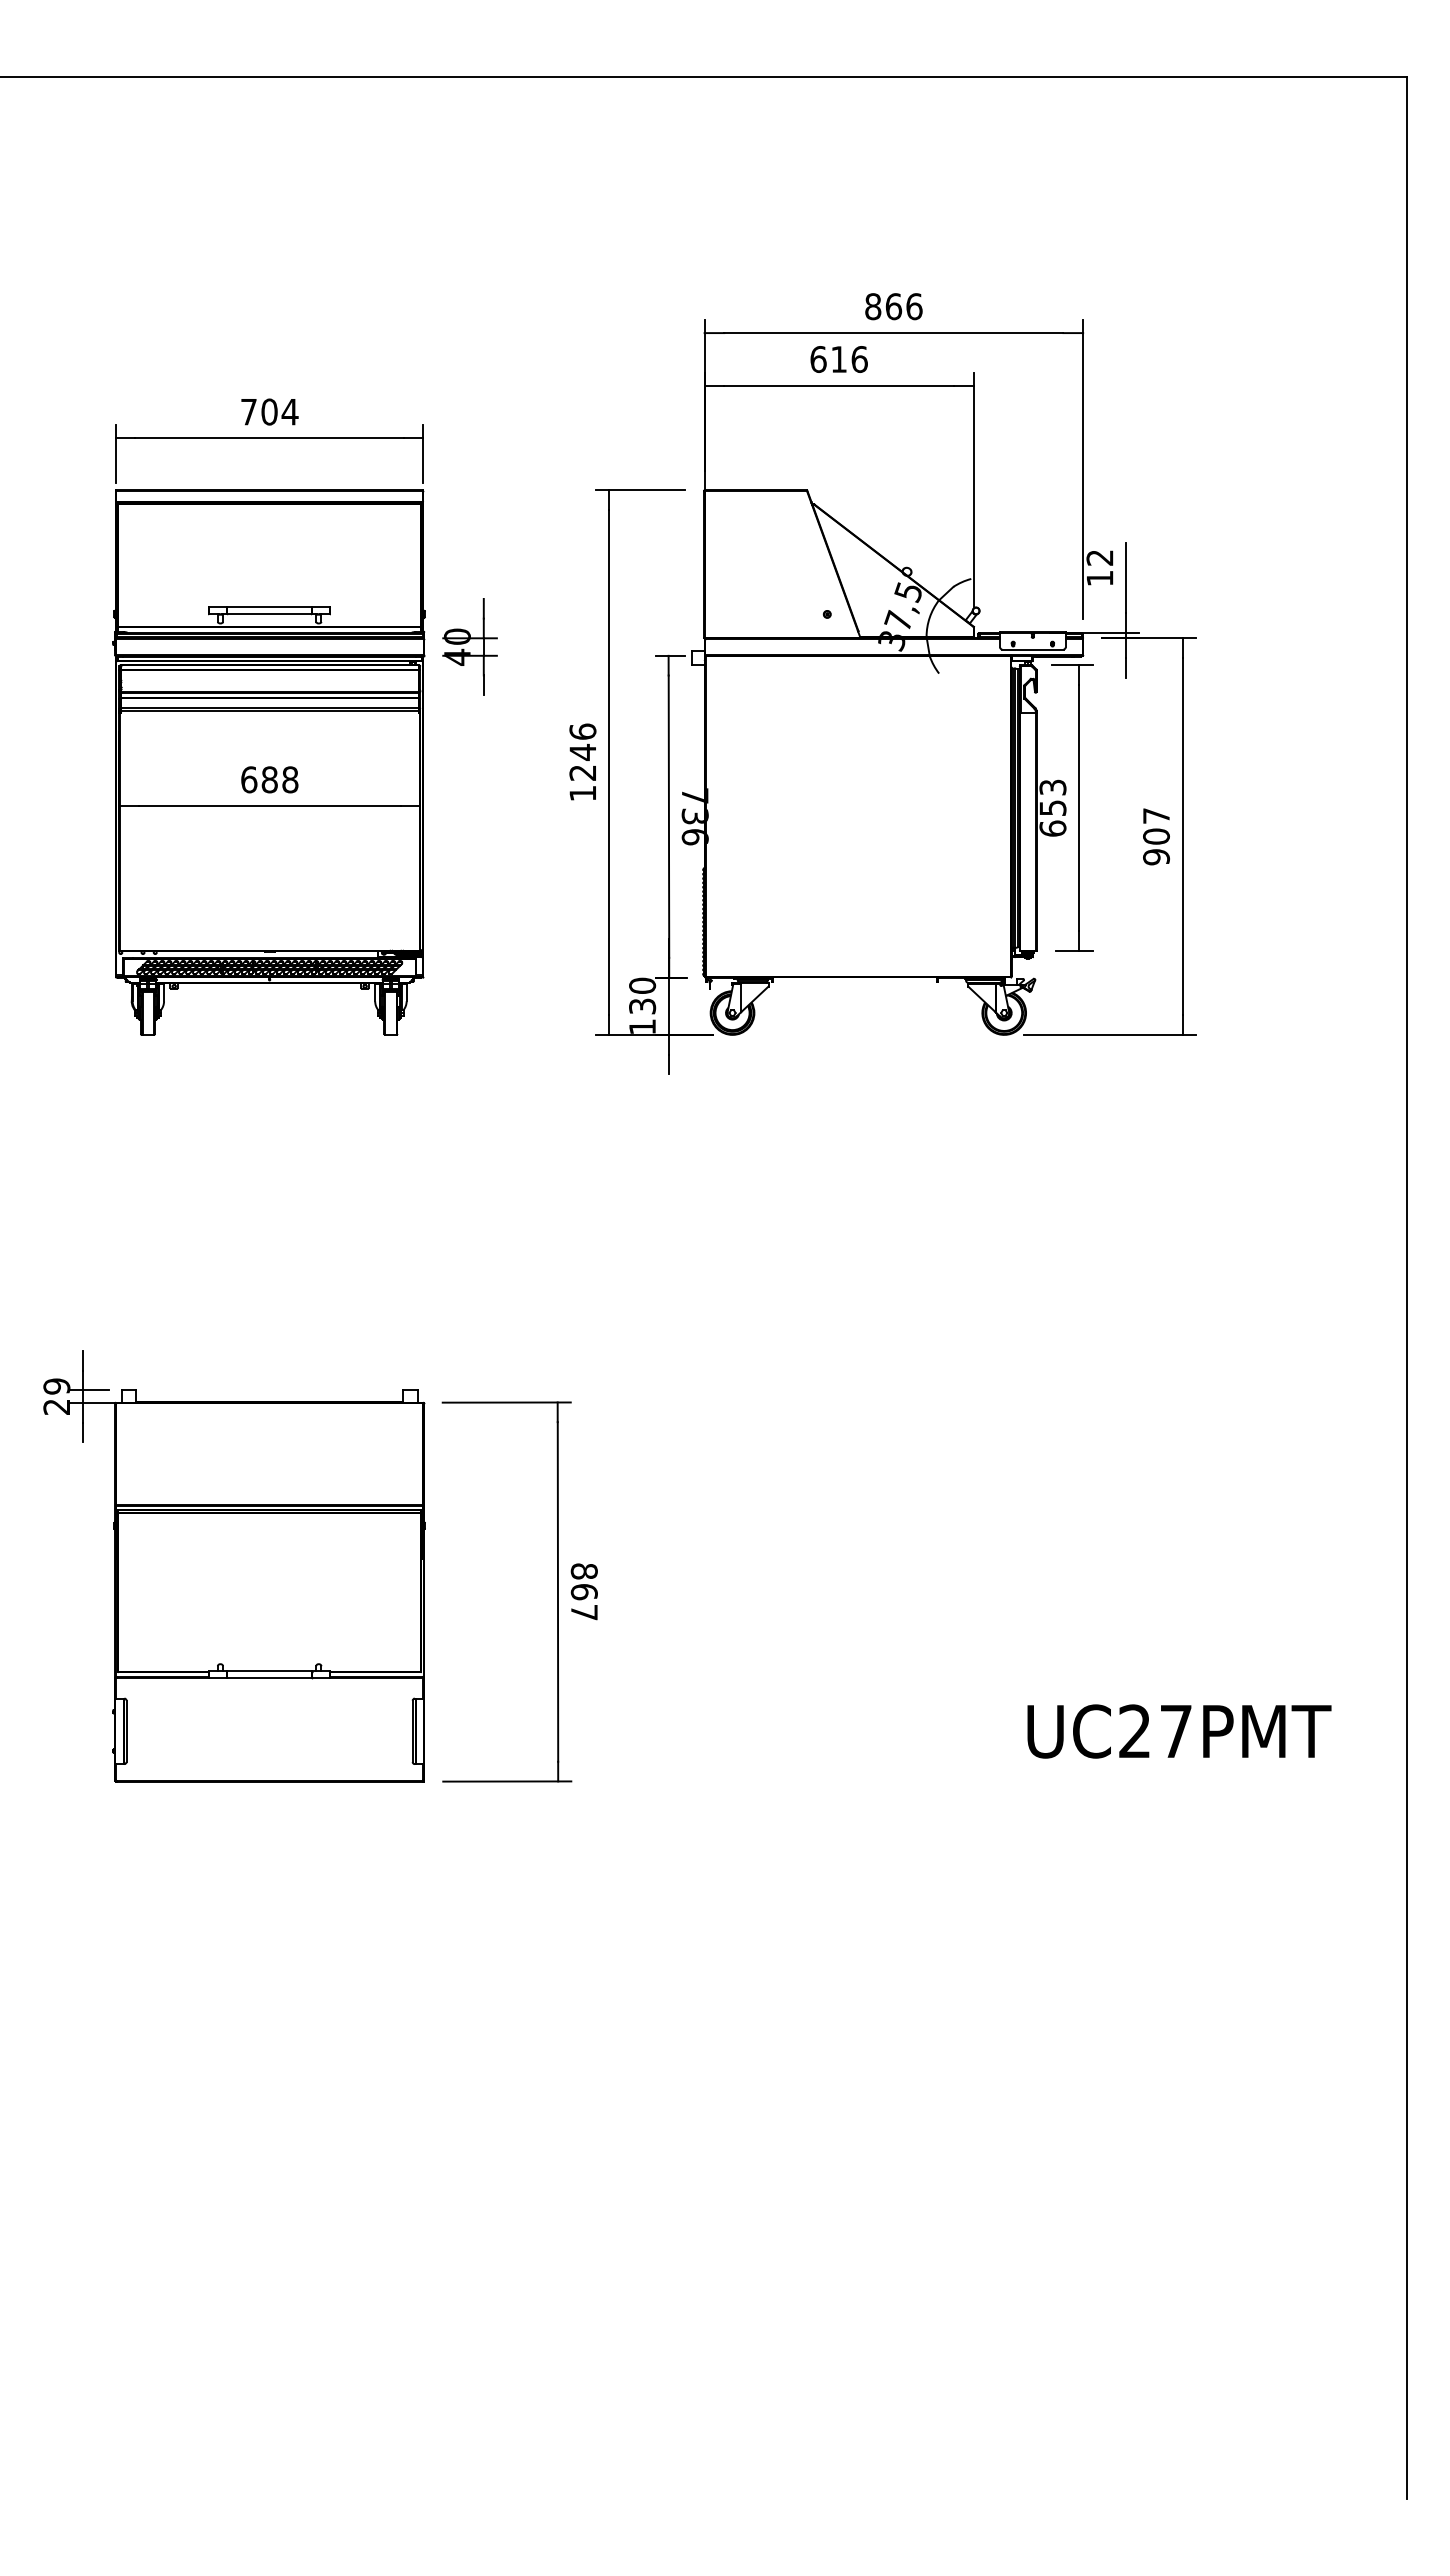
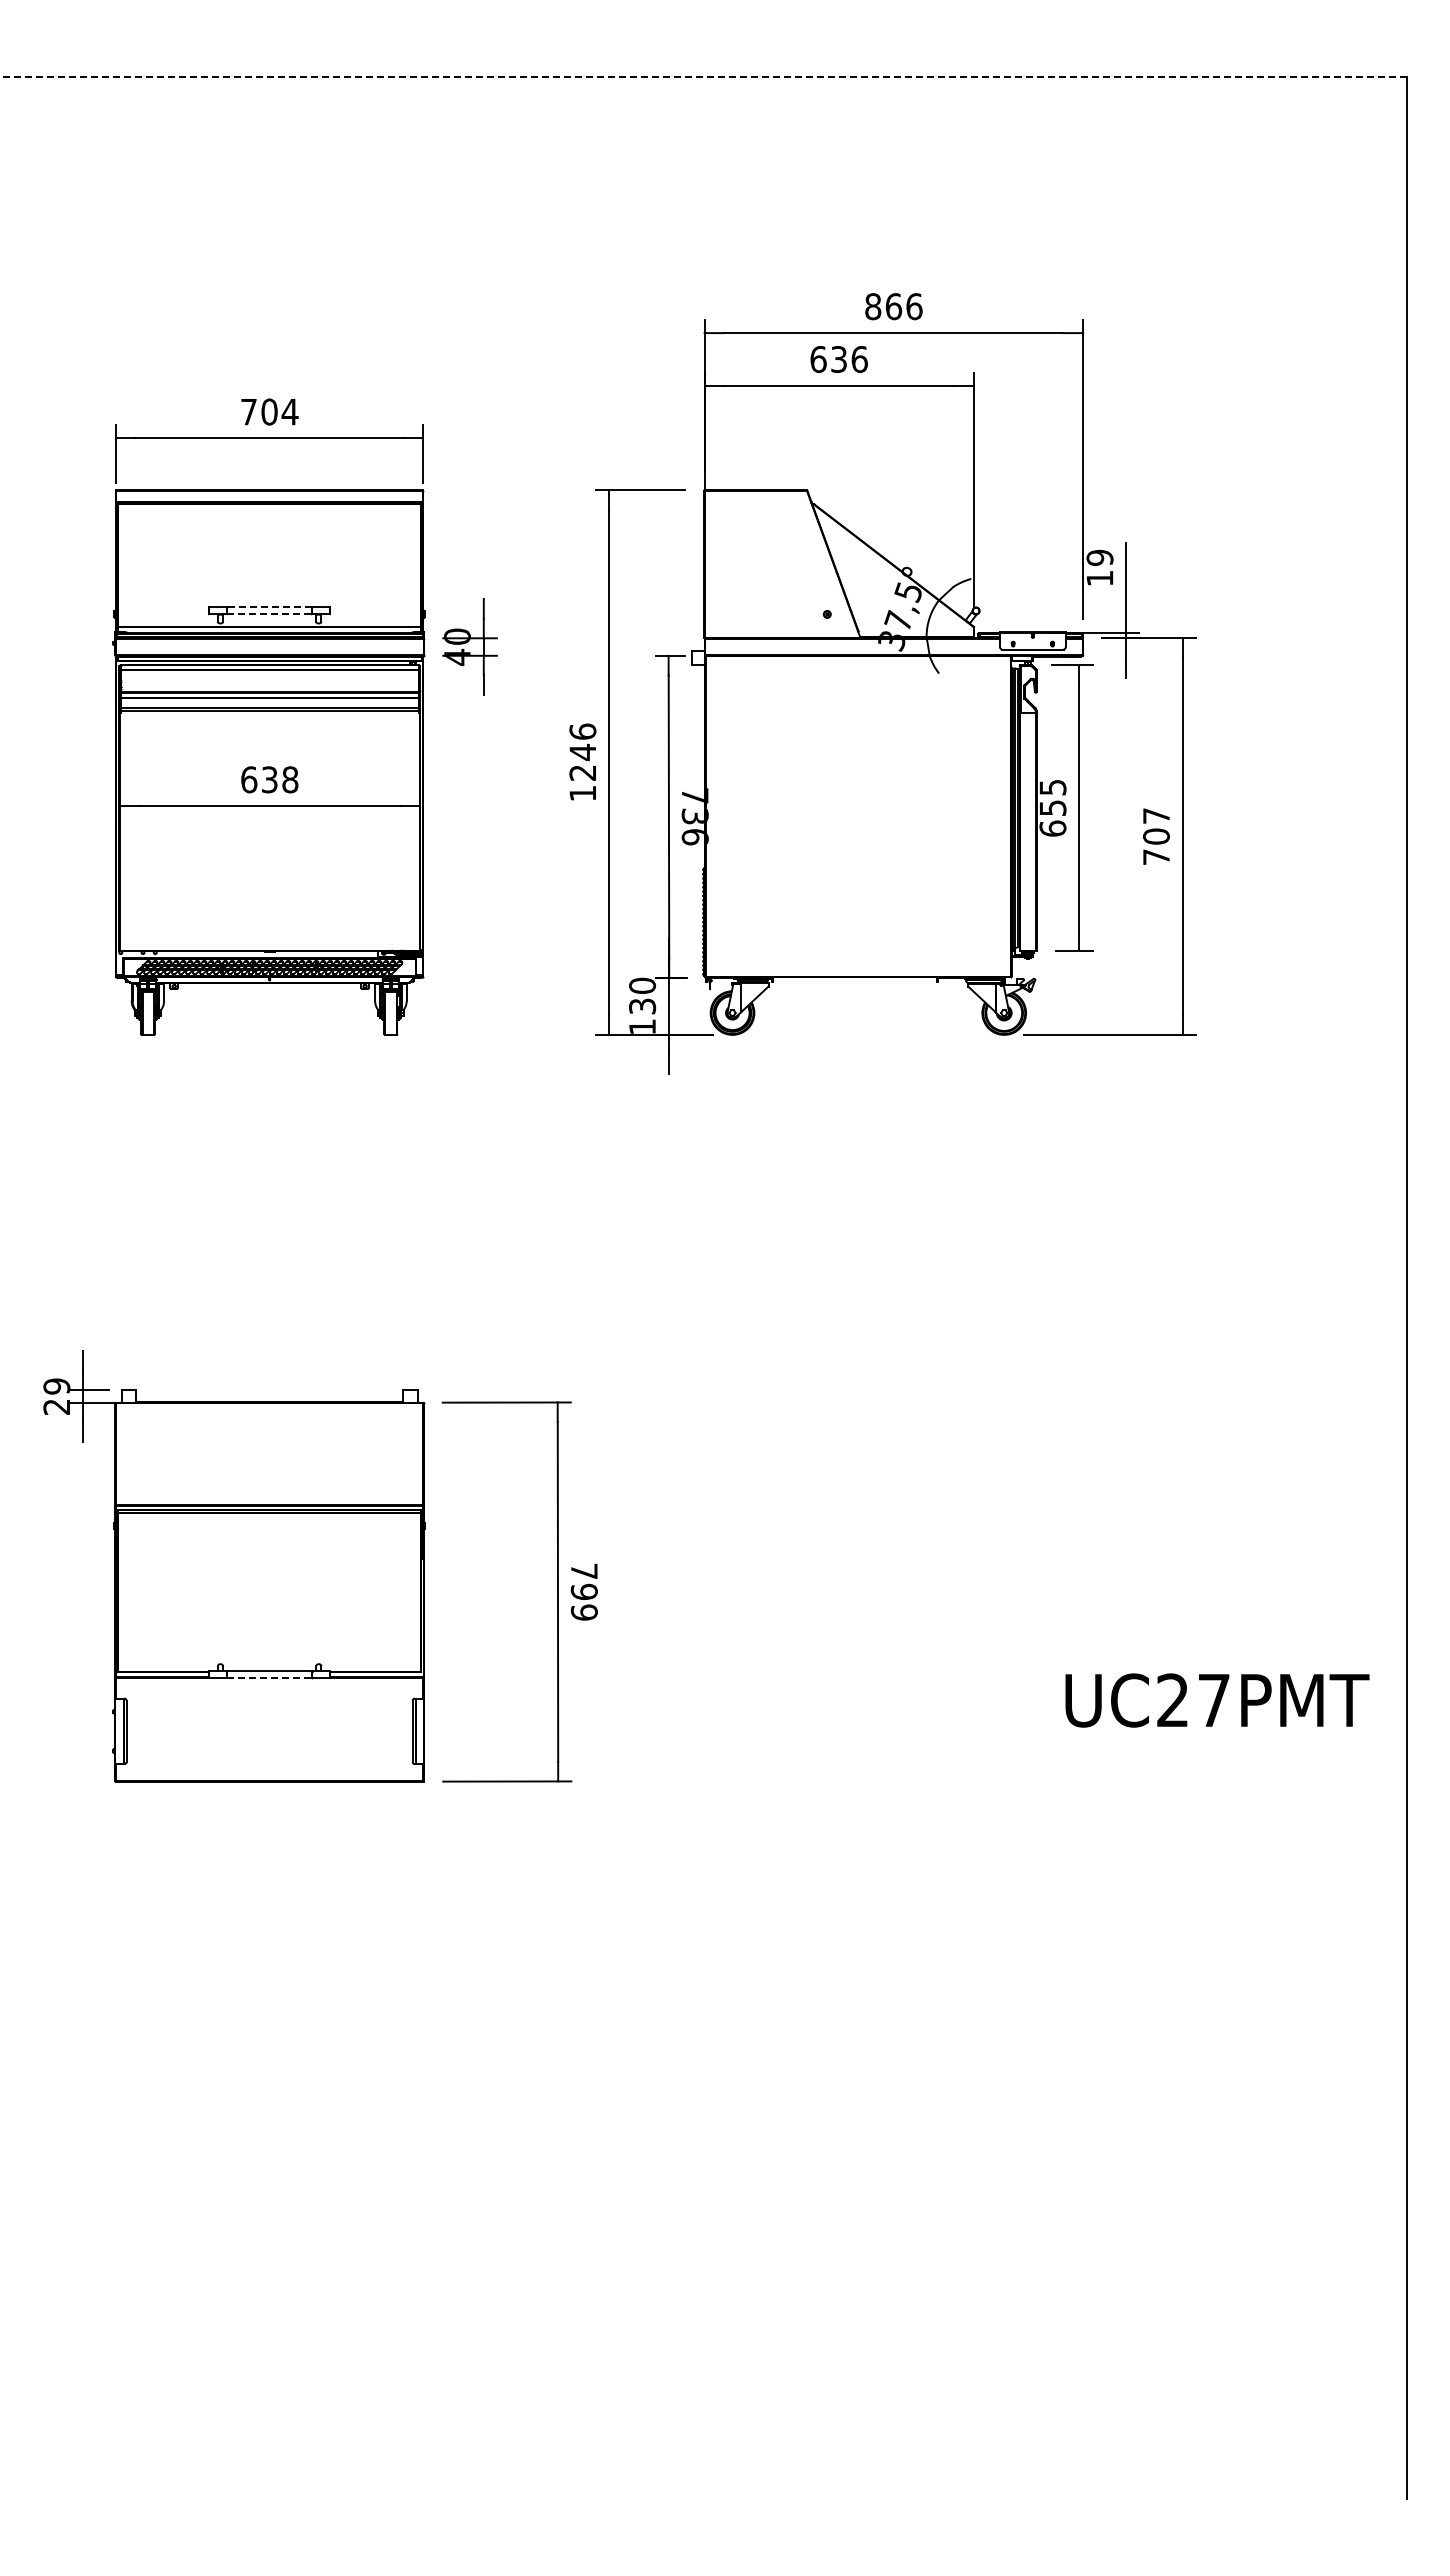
line: solid -> dashed (703, 77)
text: 616 -> 636 (838, 359)
text: 12 -> 19 (1099, 557)
line: solid -> dashed (269, 607)
line: solid -> dashed (270, 614)
text: 688 -> 638 (269, 779)
text: 653 -> 655 (1052, 786)
text: 907 -> 707 (1156, 857)
text: 867 -> 799 (583, 1591)
line: solid -> dashed (270, 1678)
text position: (1179, 1731) -> (1217, 1700) (1217, 1700)
